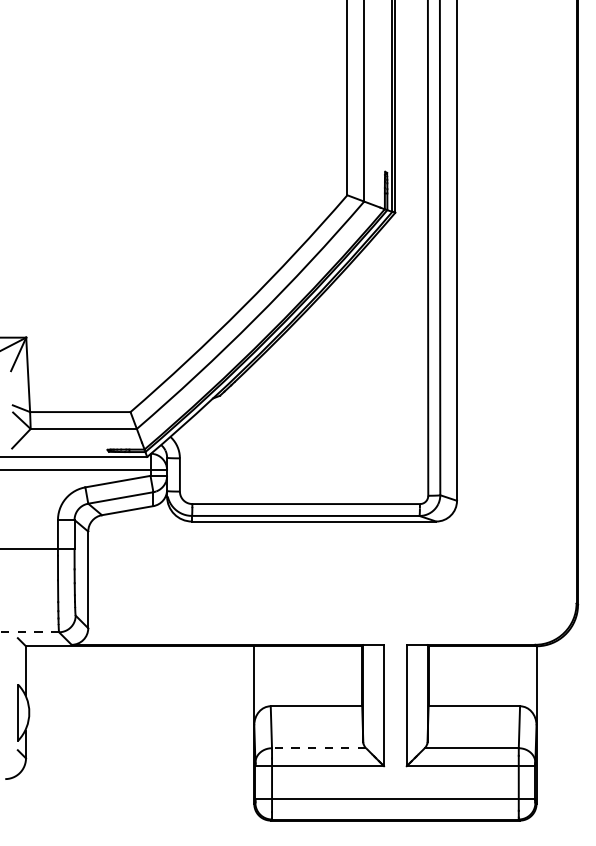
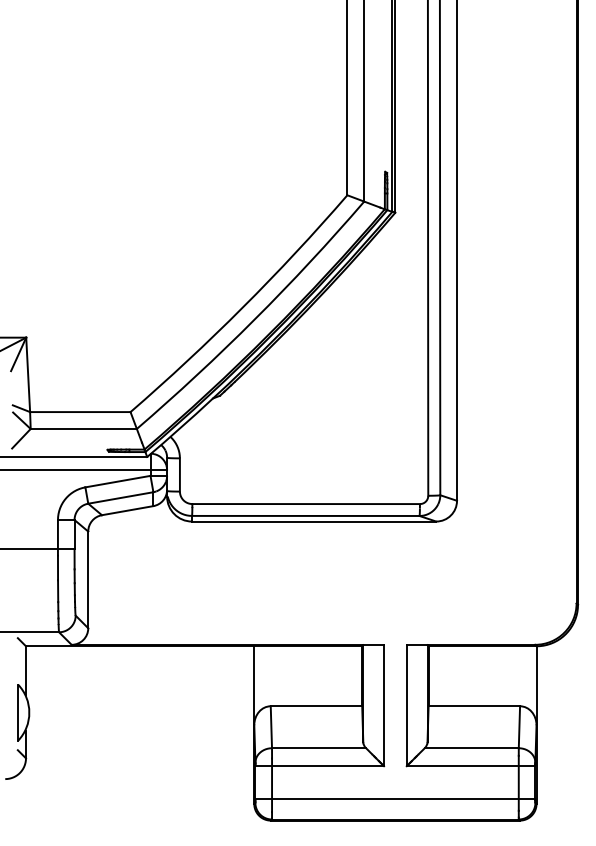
line: dashed -> solid (29, 632)
line: dashed -> solid (318, 748)
